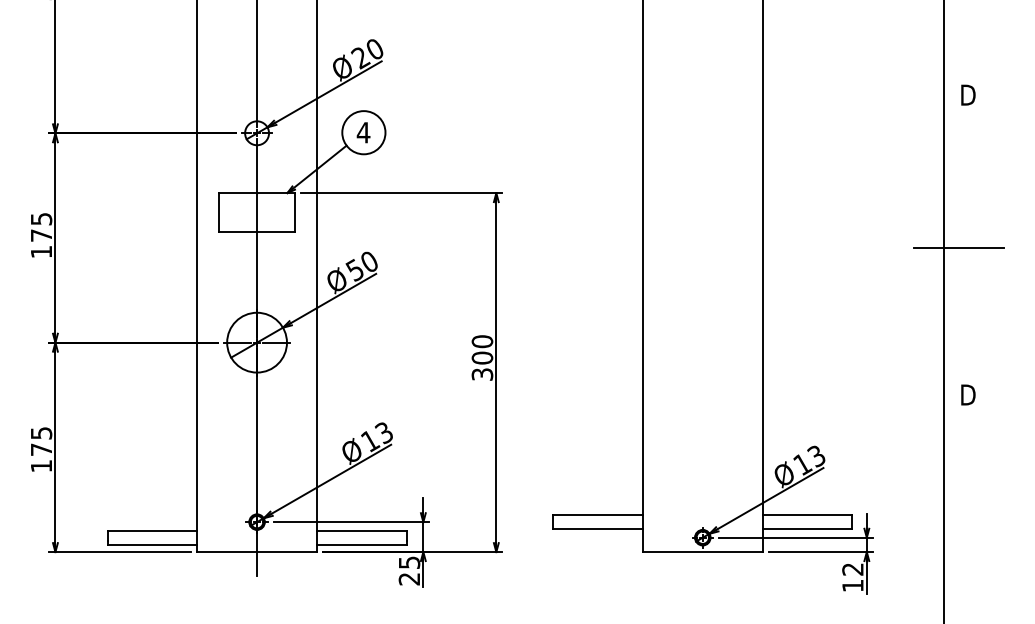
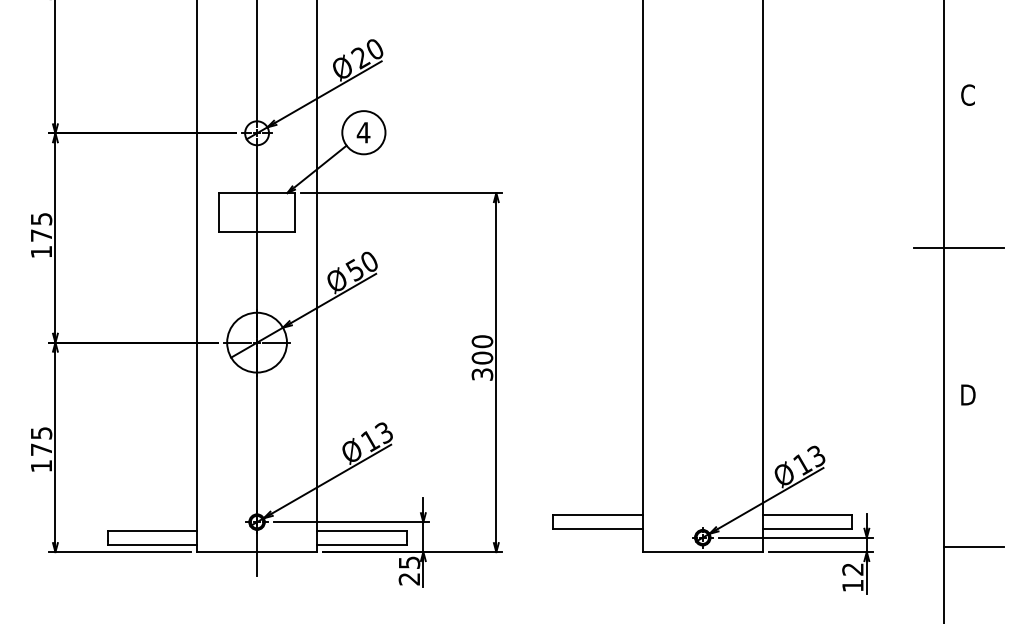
text: D -> C (968, 94)
line: none -> present (973, 546)
